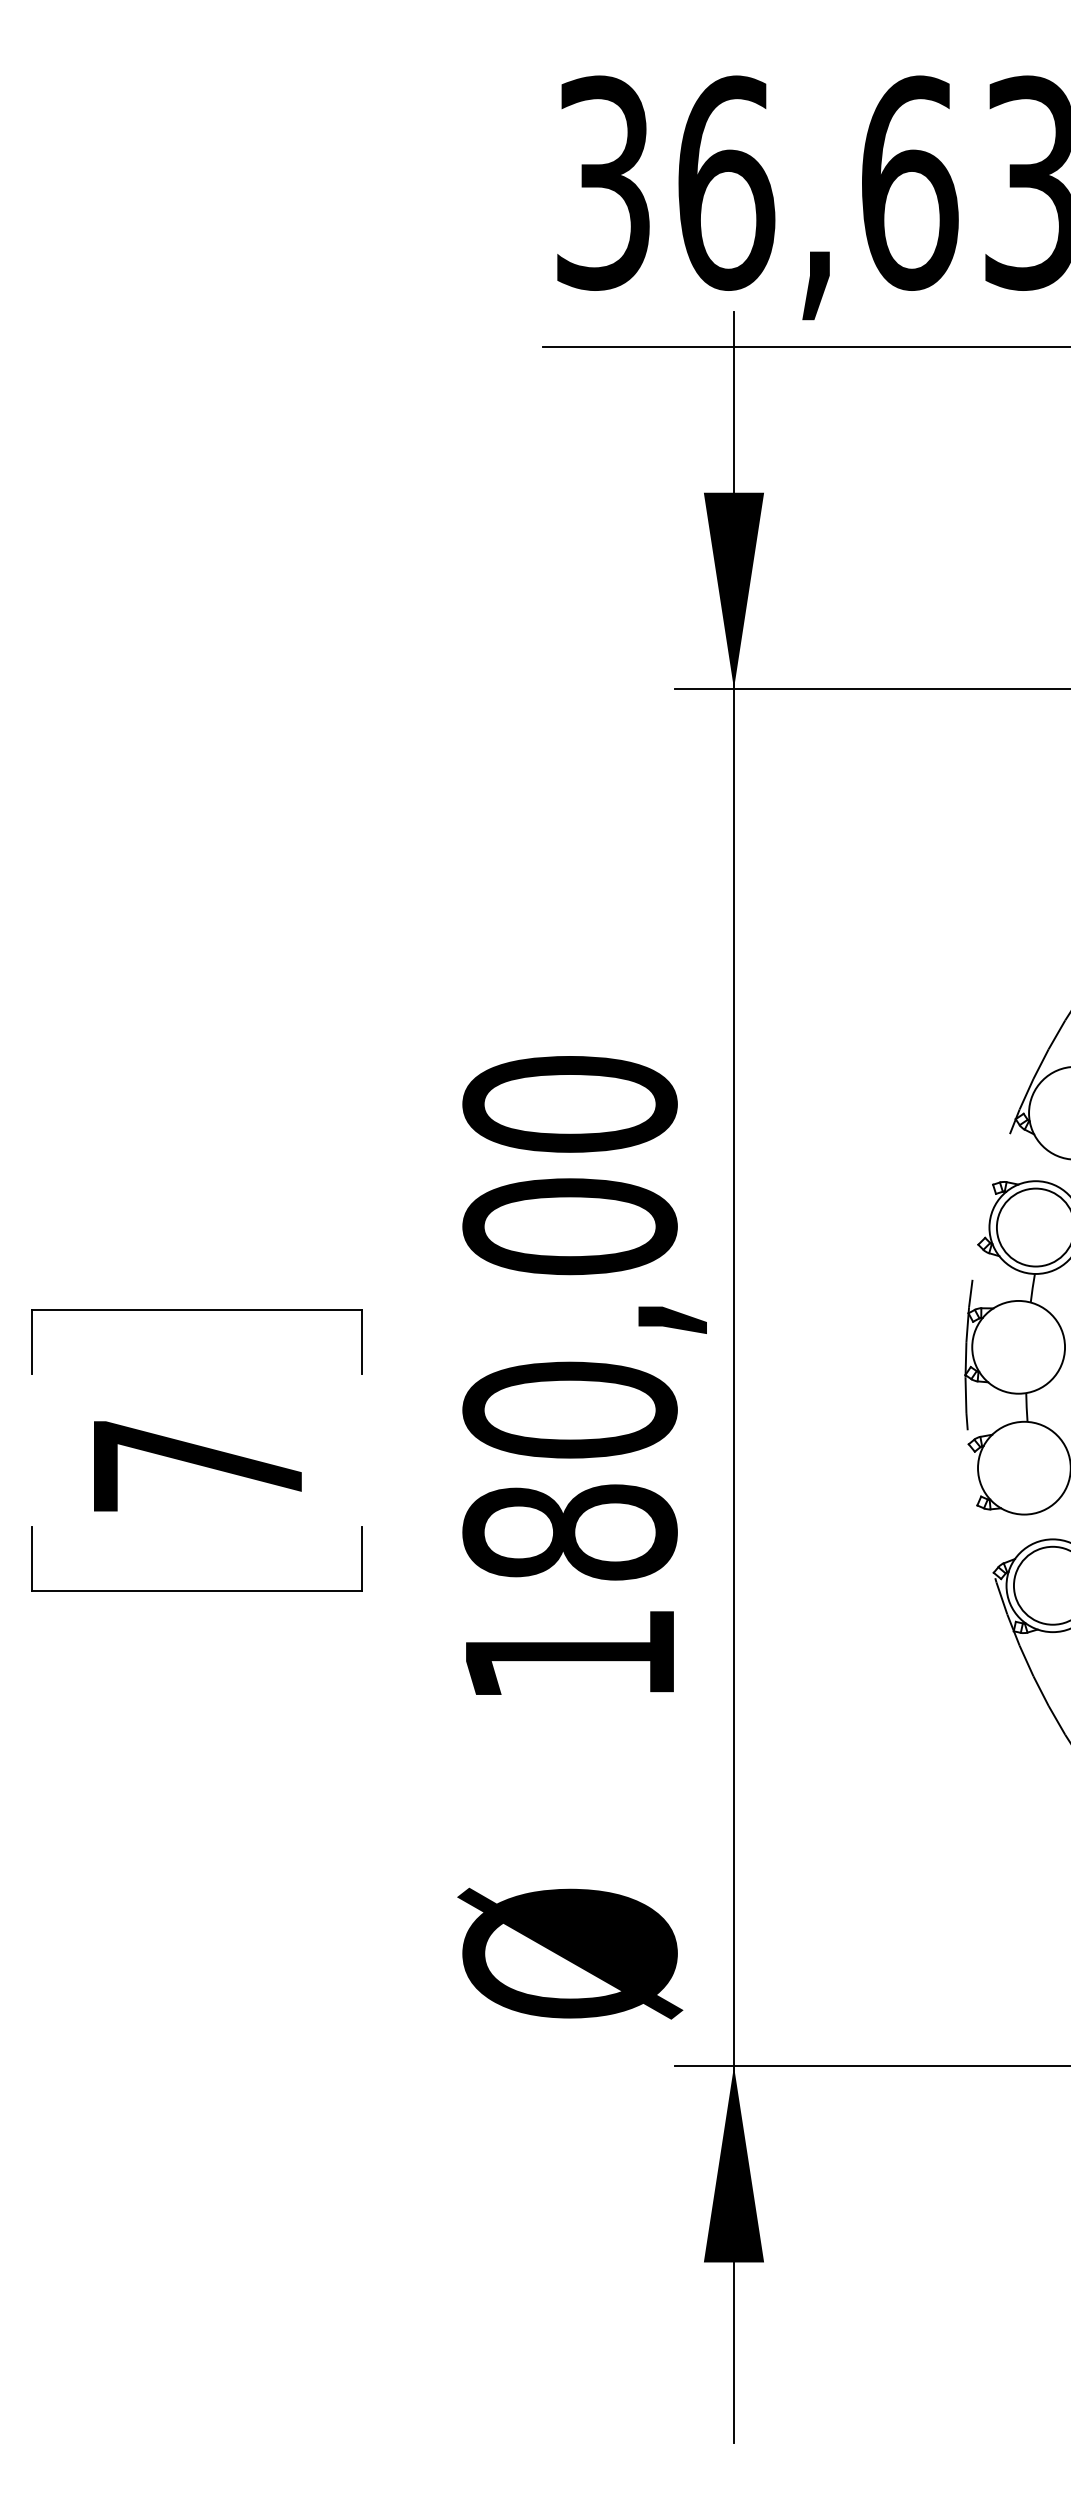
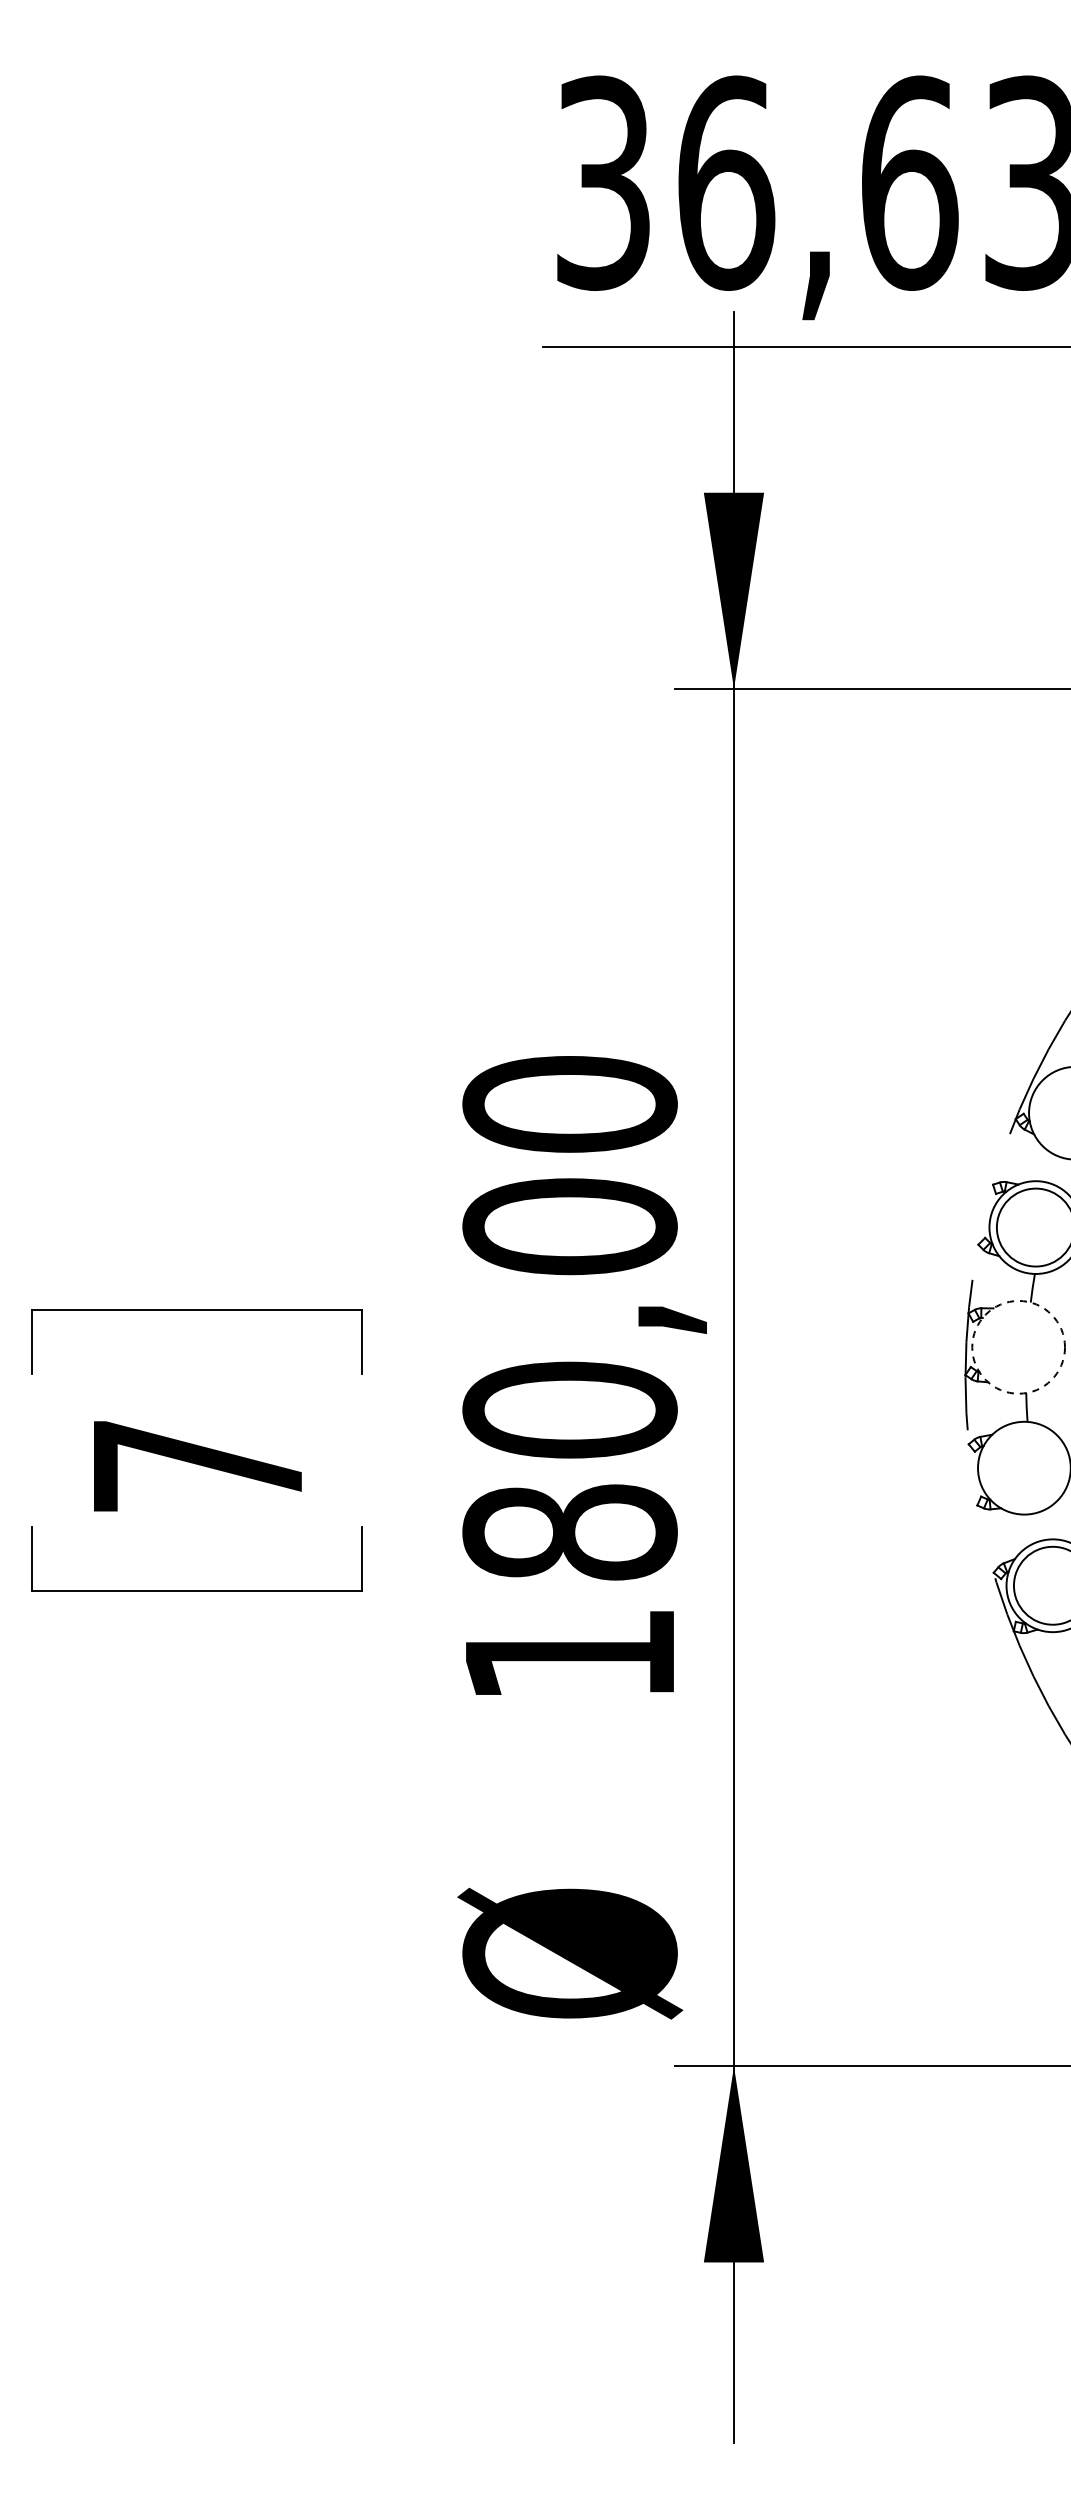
circle: solid -> dashed (1018, 1346)
